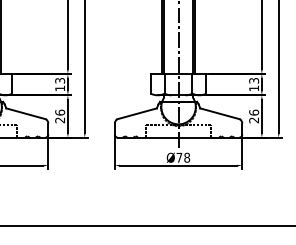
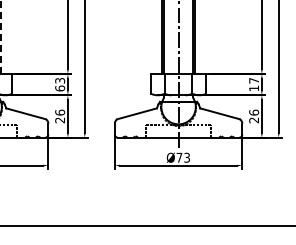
line: solid -> dashed (0, 37)
text: 13 -> 17 (254, 80)
text: 13 -> 63 (60, 88)
text: Ø78 -> Ø73 (187, 157)
